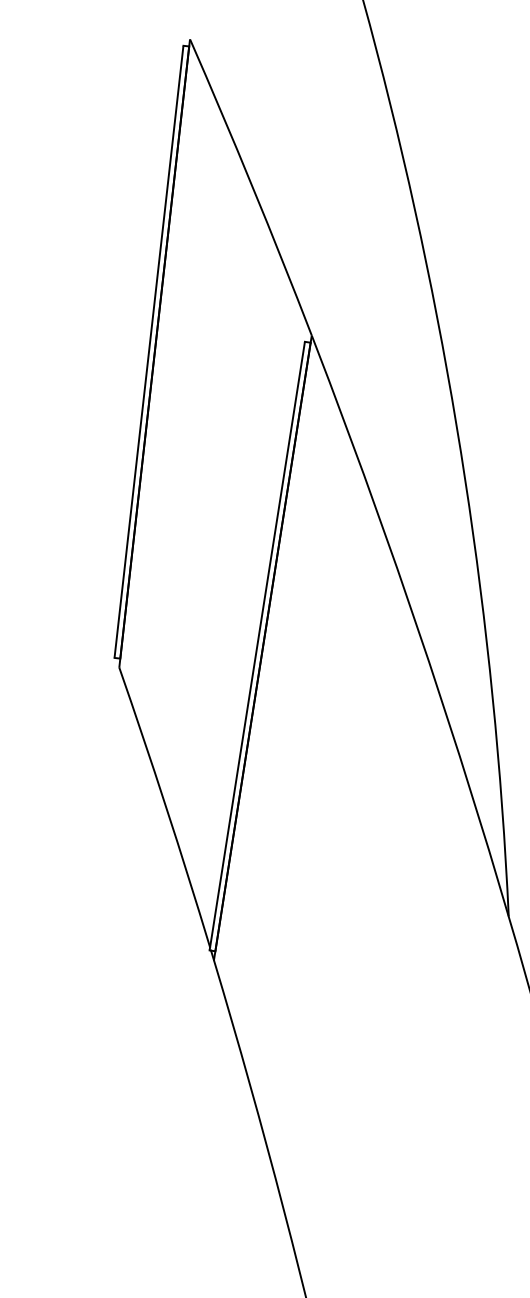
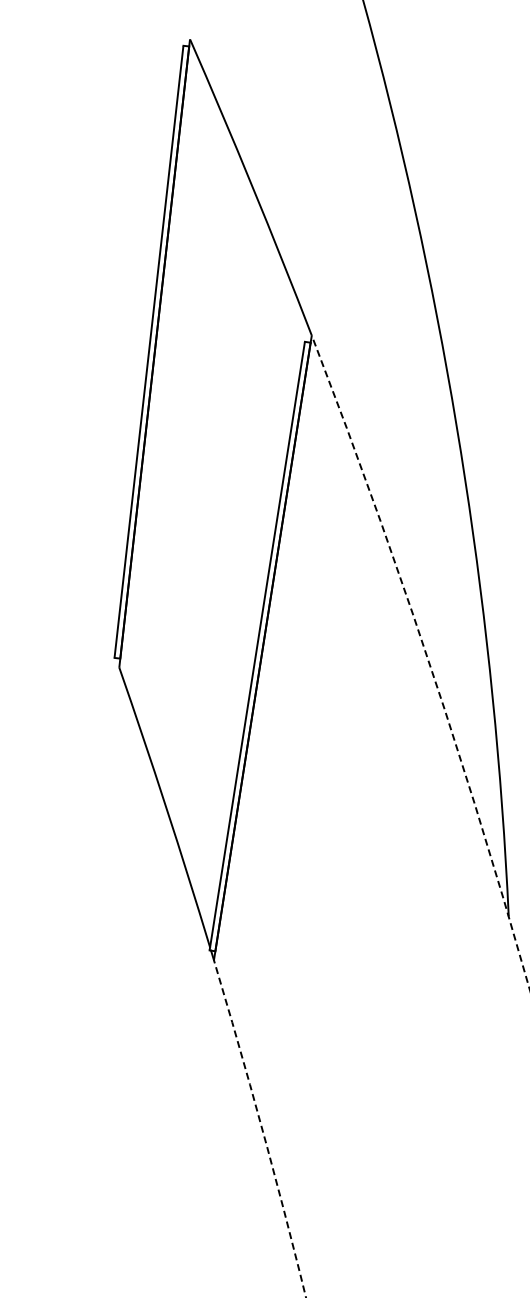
arc: solid -> dashed (428, 661)
arc: solid -> dashed (262, 1128)
